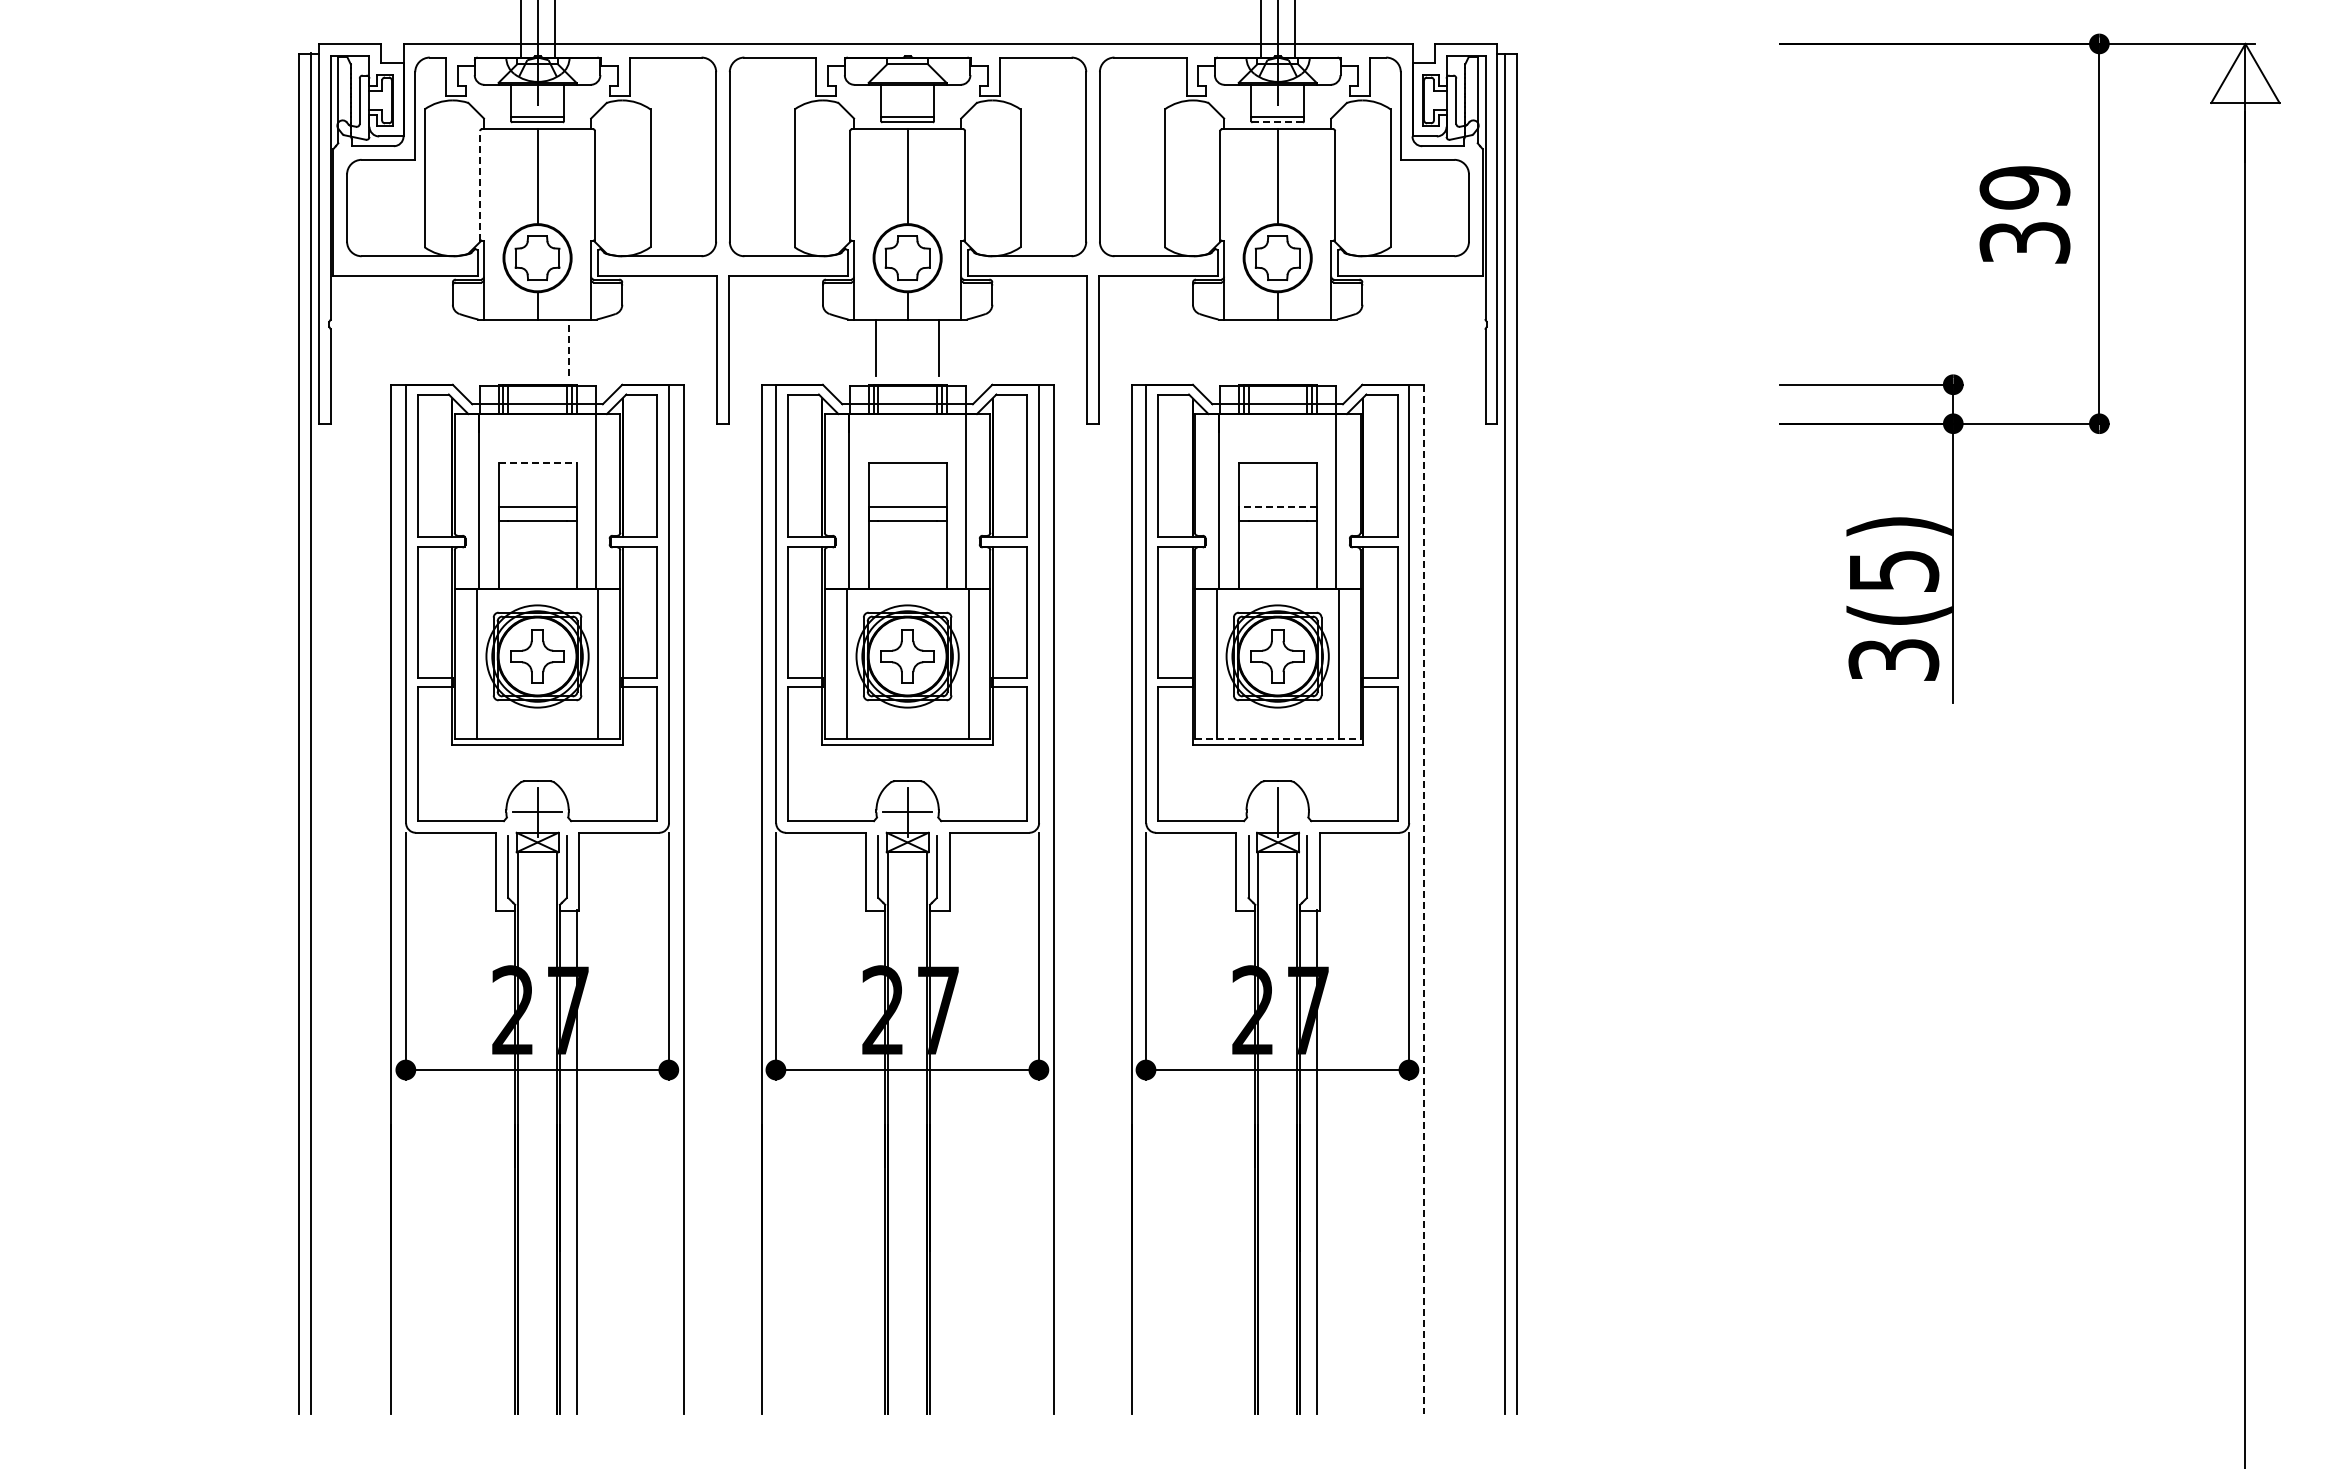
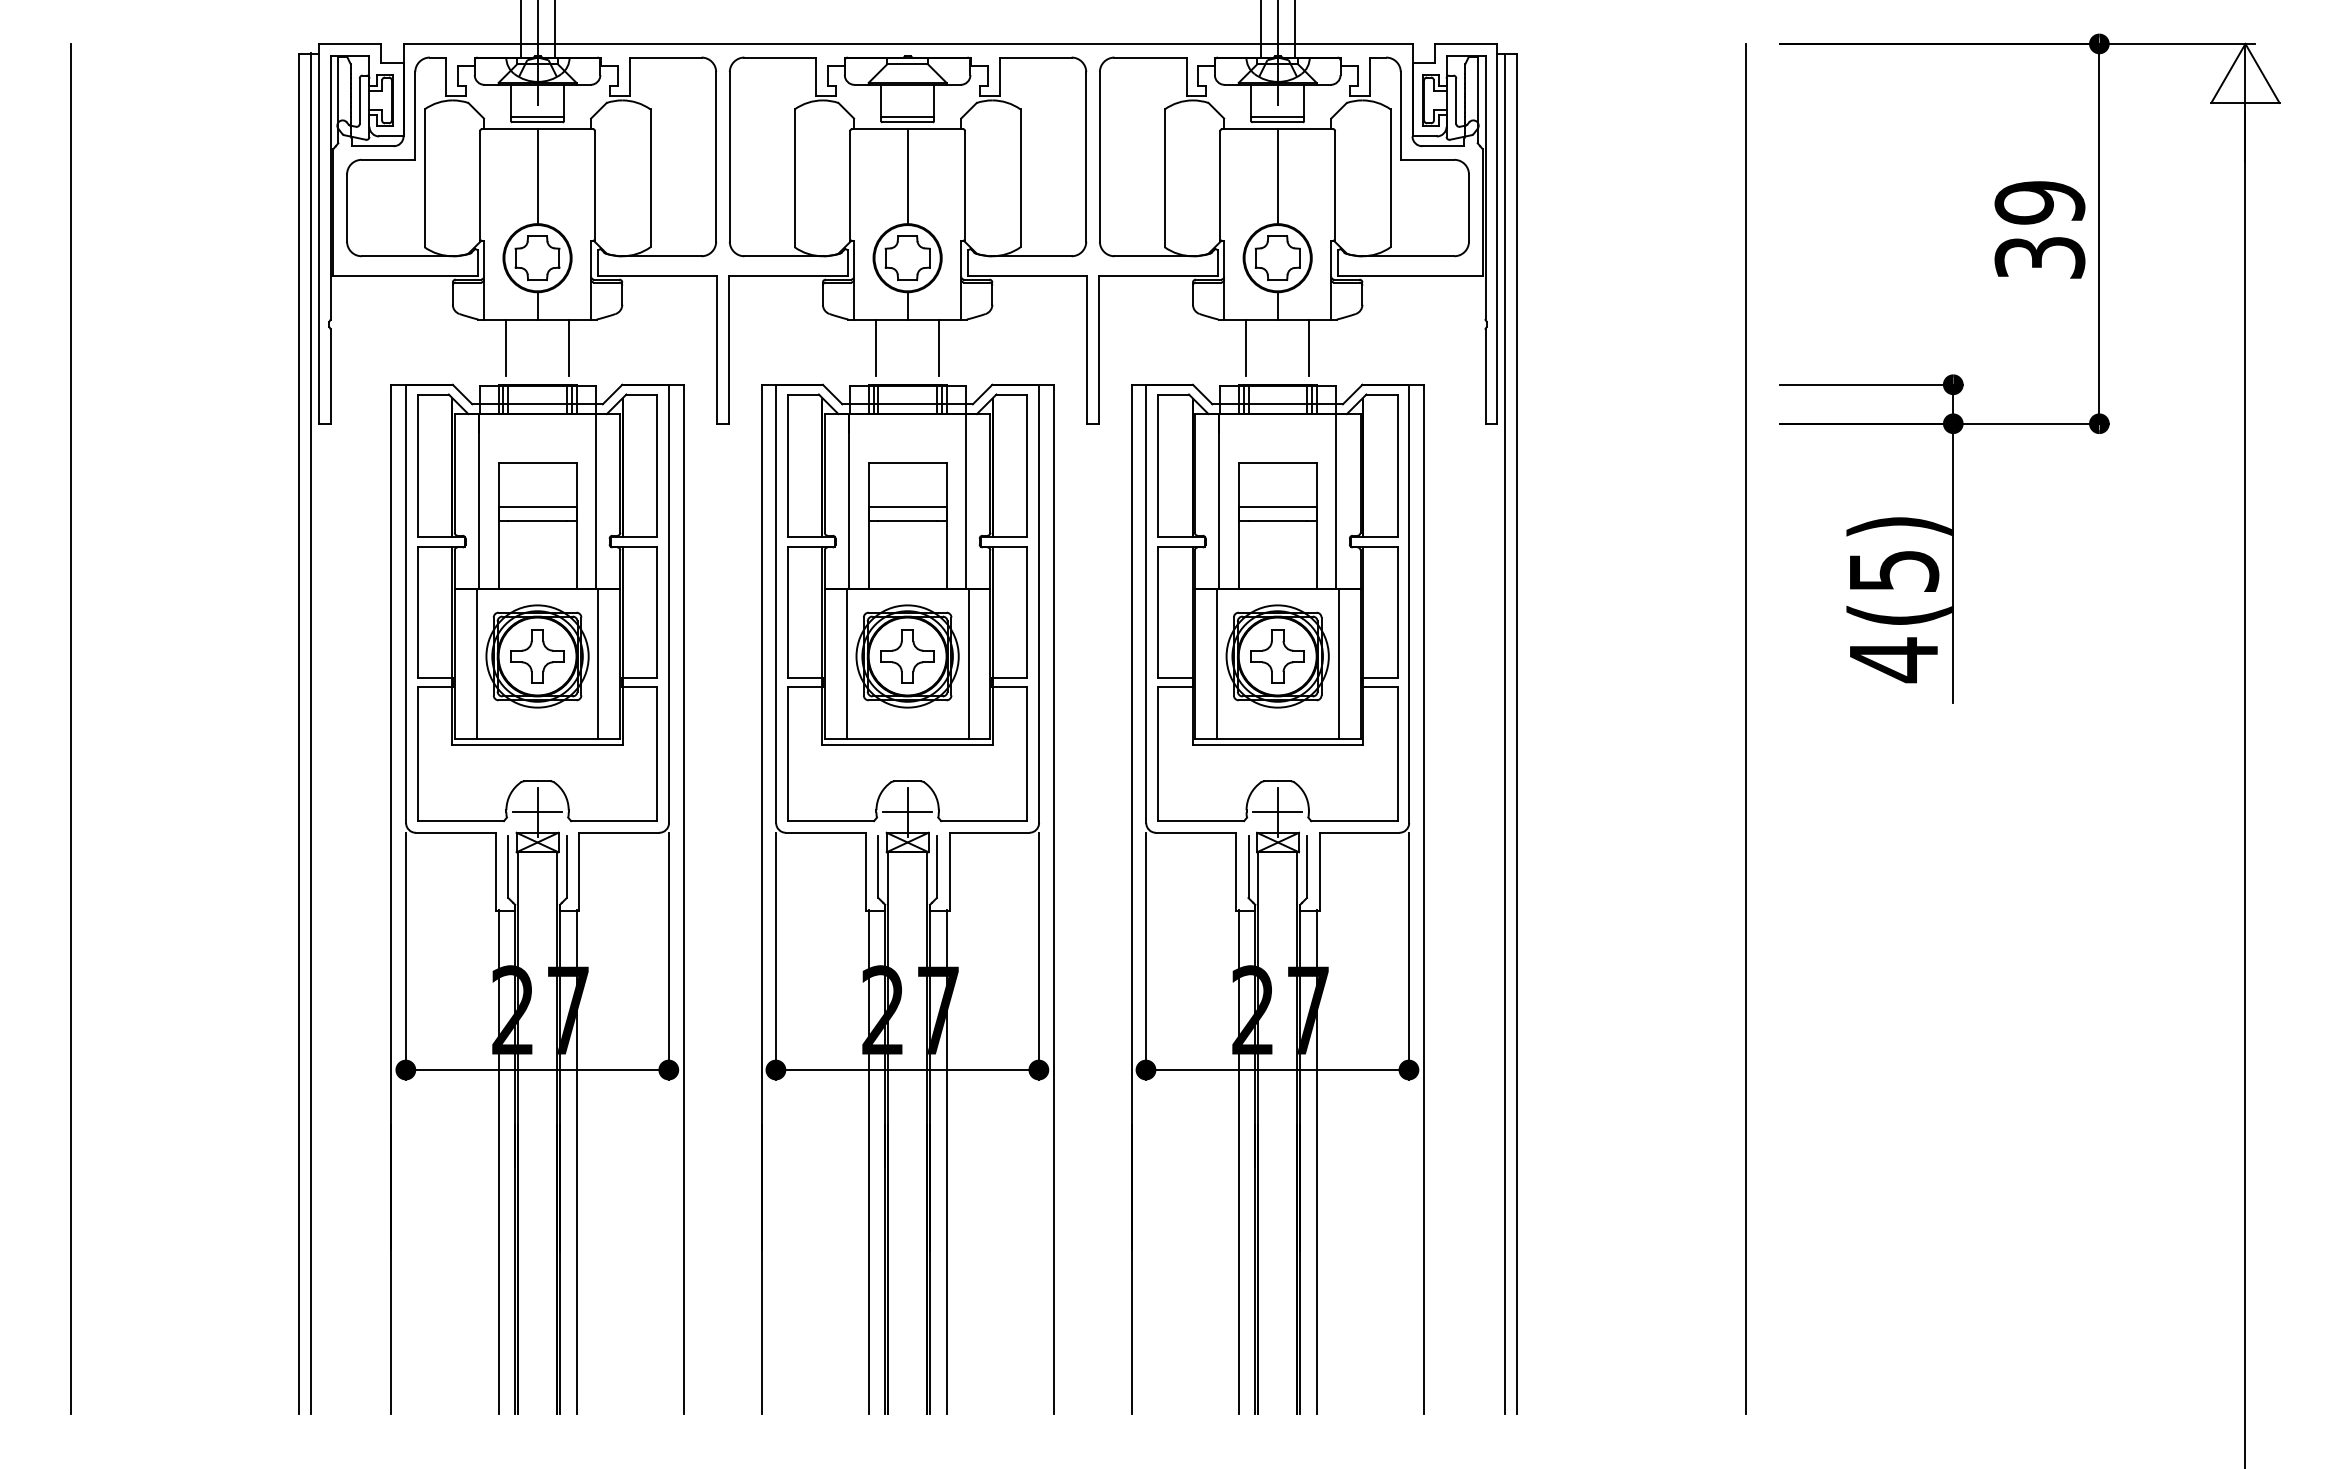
line: dashed -> solid (1277, 122)
line: dashed -> solid (480, 185)
text position: (2024, 214) -> (2039, 229) (2039, 229)
line: none -> present (505, 347)
line: dashed -> solid (569, 347)
line: none -> present (1246, 347)
line: none -> present (1309, 347)
line: dashed -> solid (537, 462)
line: dashed -> solid (1277, 506)
text: 3(5) -> 4(5) (1893, 660)
line: none -> present (70, 728)
line: none -> present (1745, 728)
line: dashed -> solid (1277, 739)
line: none -> present (1277, 812)
line: dashed -> solid (1423, 899)
line: none -> present (498, 1162)
line: none -> present (868, 1162)
line: none -> present (946, 1162)
line: none -> present (1238, 1162)
